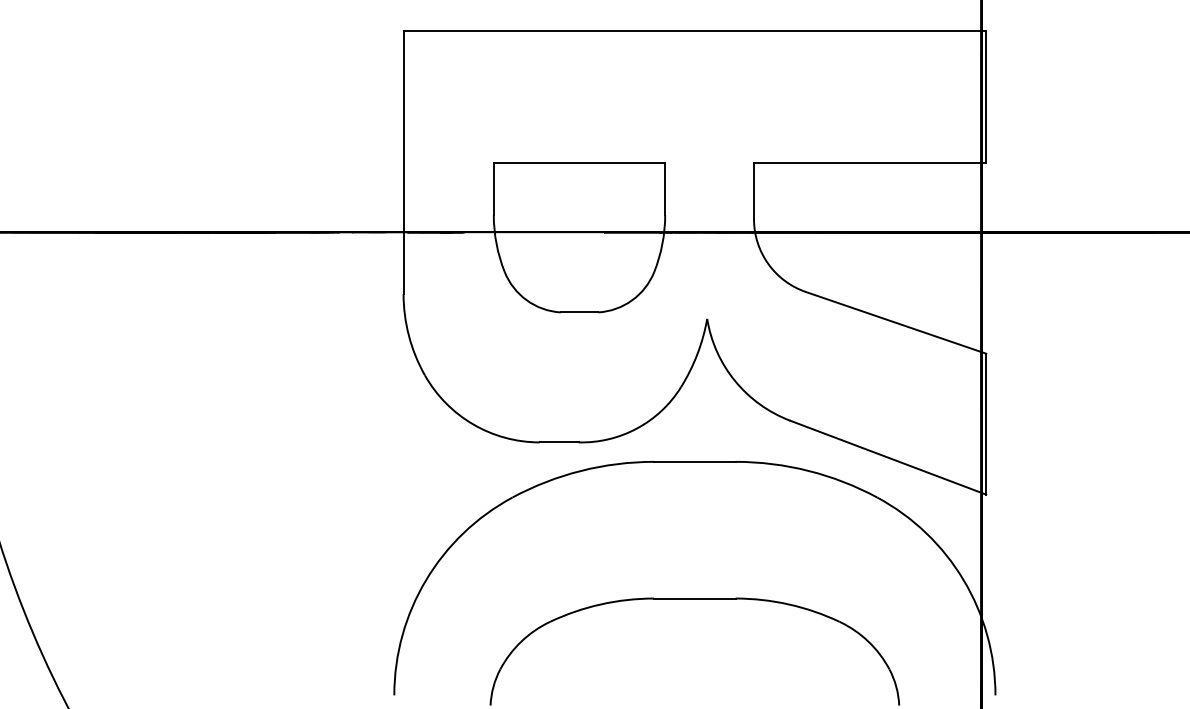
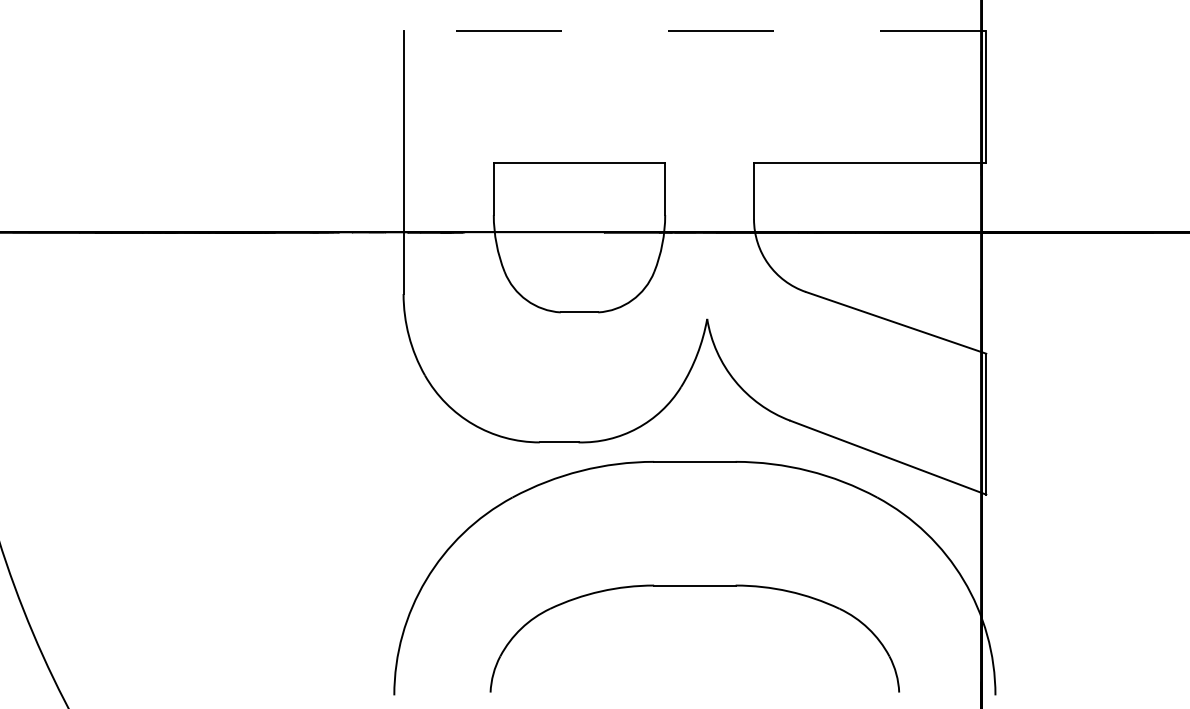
line: solid -> dashed (694, 30)
part position: (694, 599) -> (694, 586) (694, 586)
